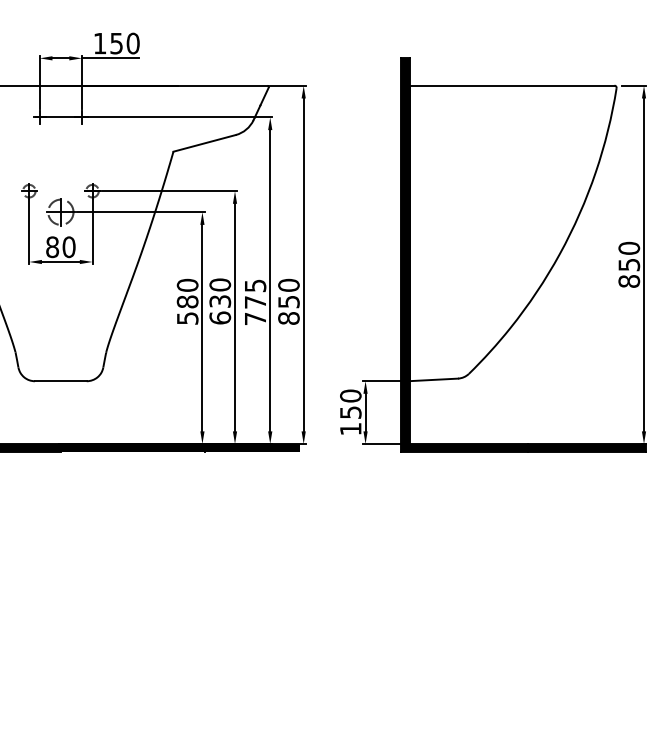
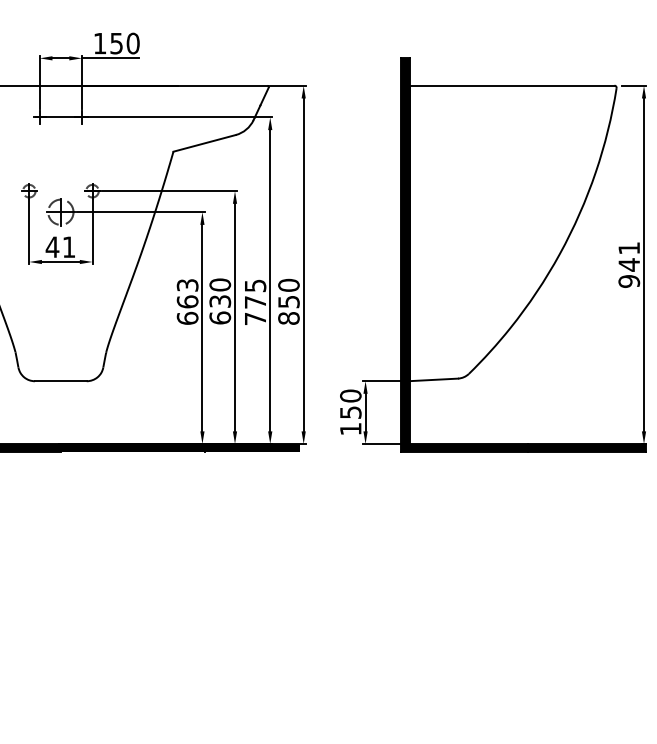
text: 80 -> 41 (60, 247)
text: 850 -> 941 (629, 264)
text: 580 -> 663 (187, 301)
